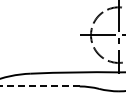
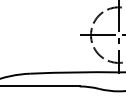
line: dashed -> solid (39, 86)
